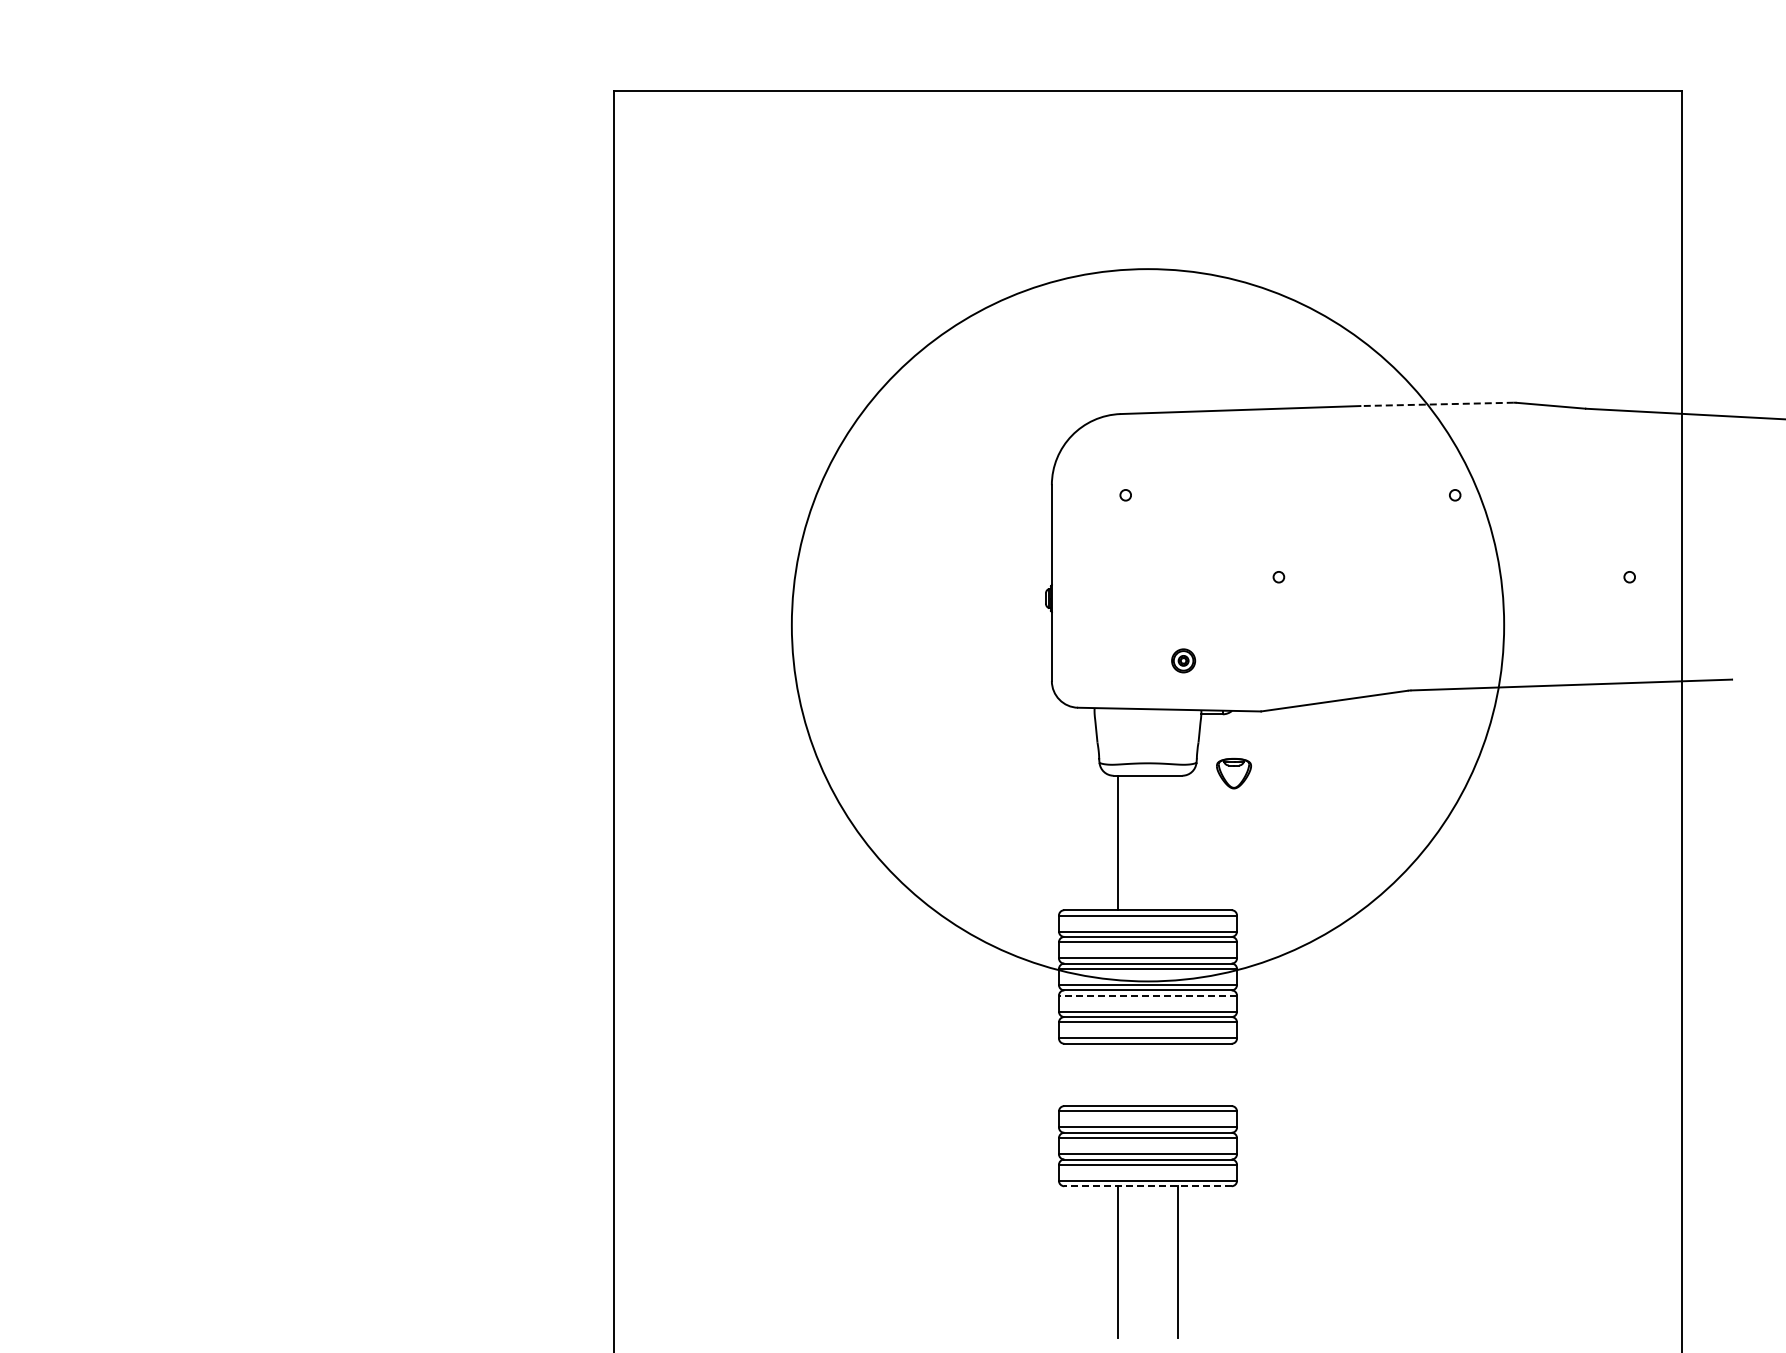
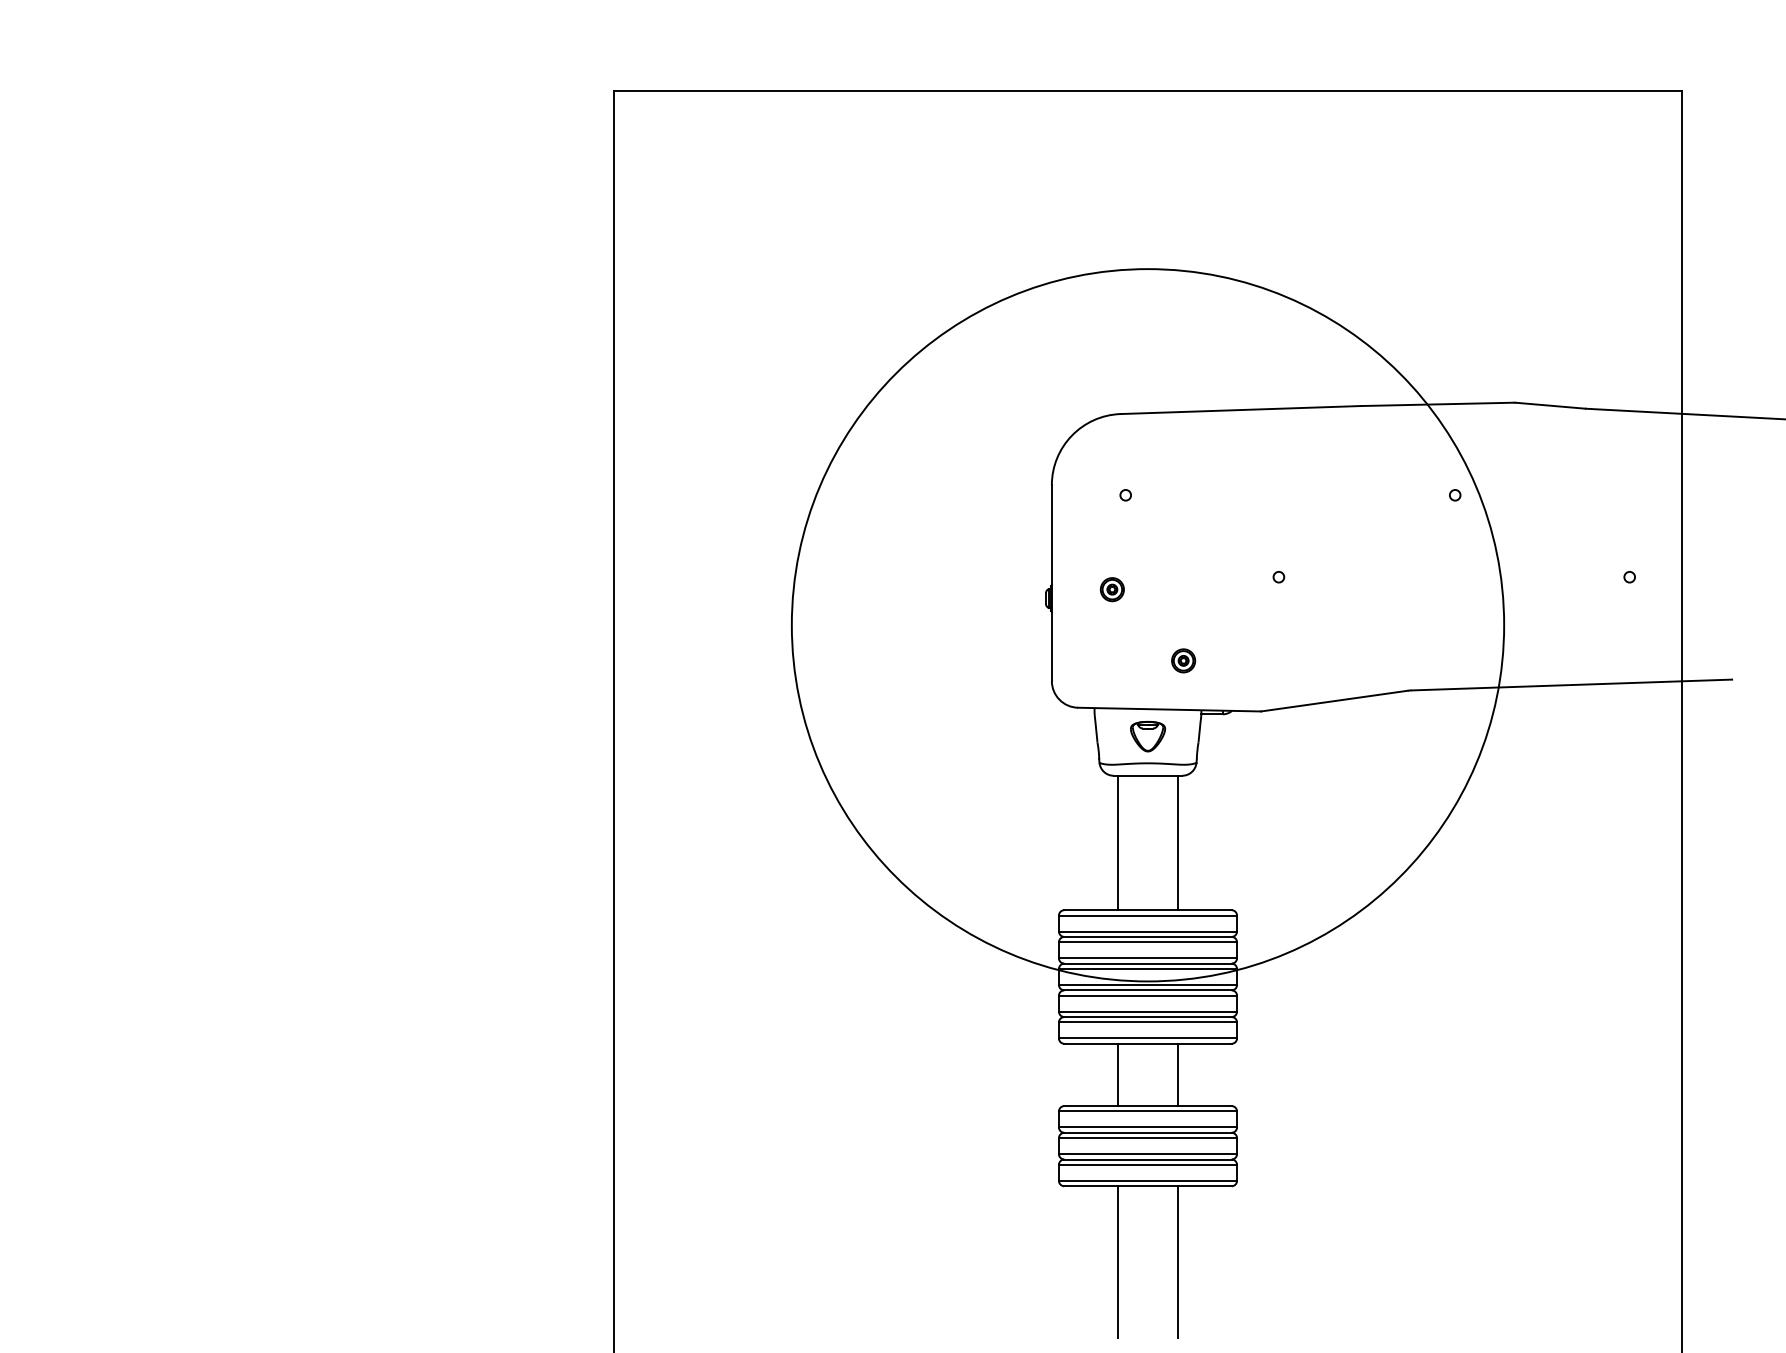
line: dashed -> solid (1437, 404)
part: none -> present (1111, 589)
part position: (1233, 773) -> (1147, 736) (1147, 736)
line: none -> present (1178, 842)
line: dashed -> solid (1147, 995)
line: none -> present (1117, 1074)
line: none -> present (1178, 1074)
line: dashed -> solid (1148, 1186)
